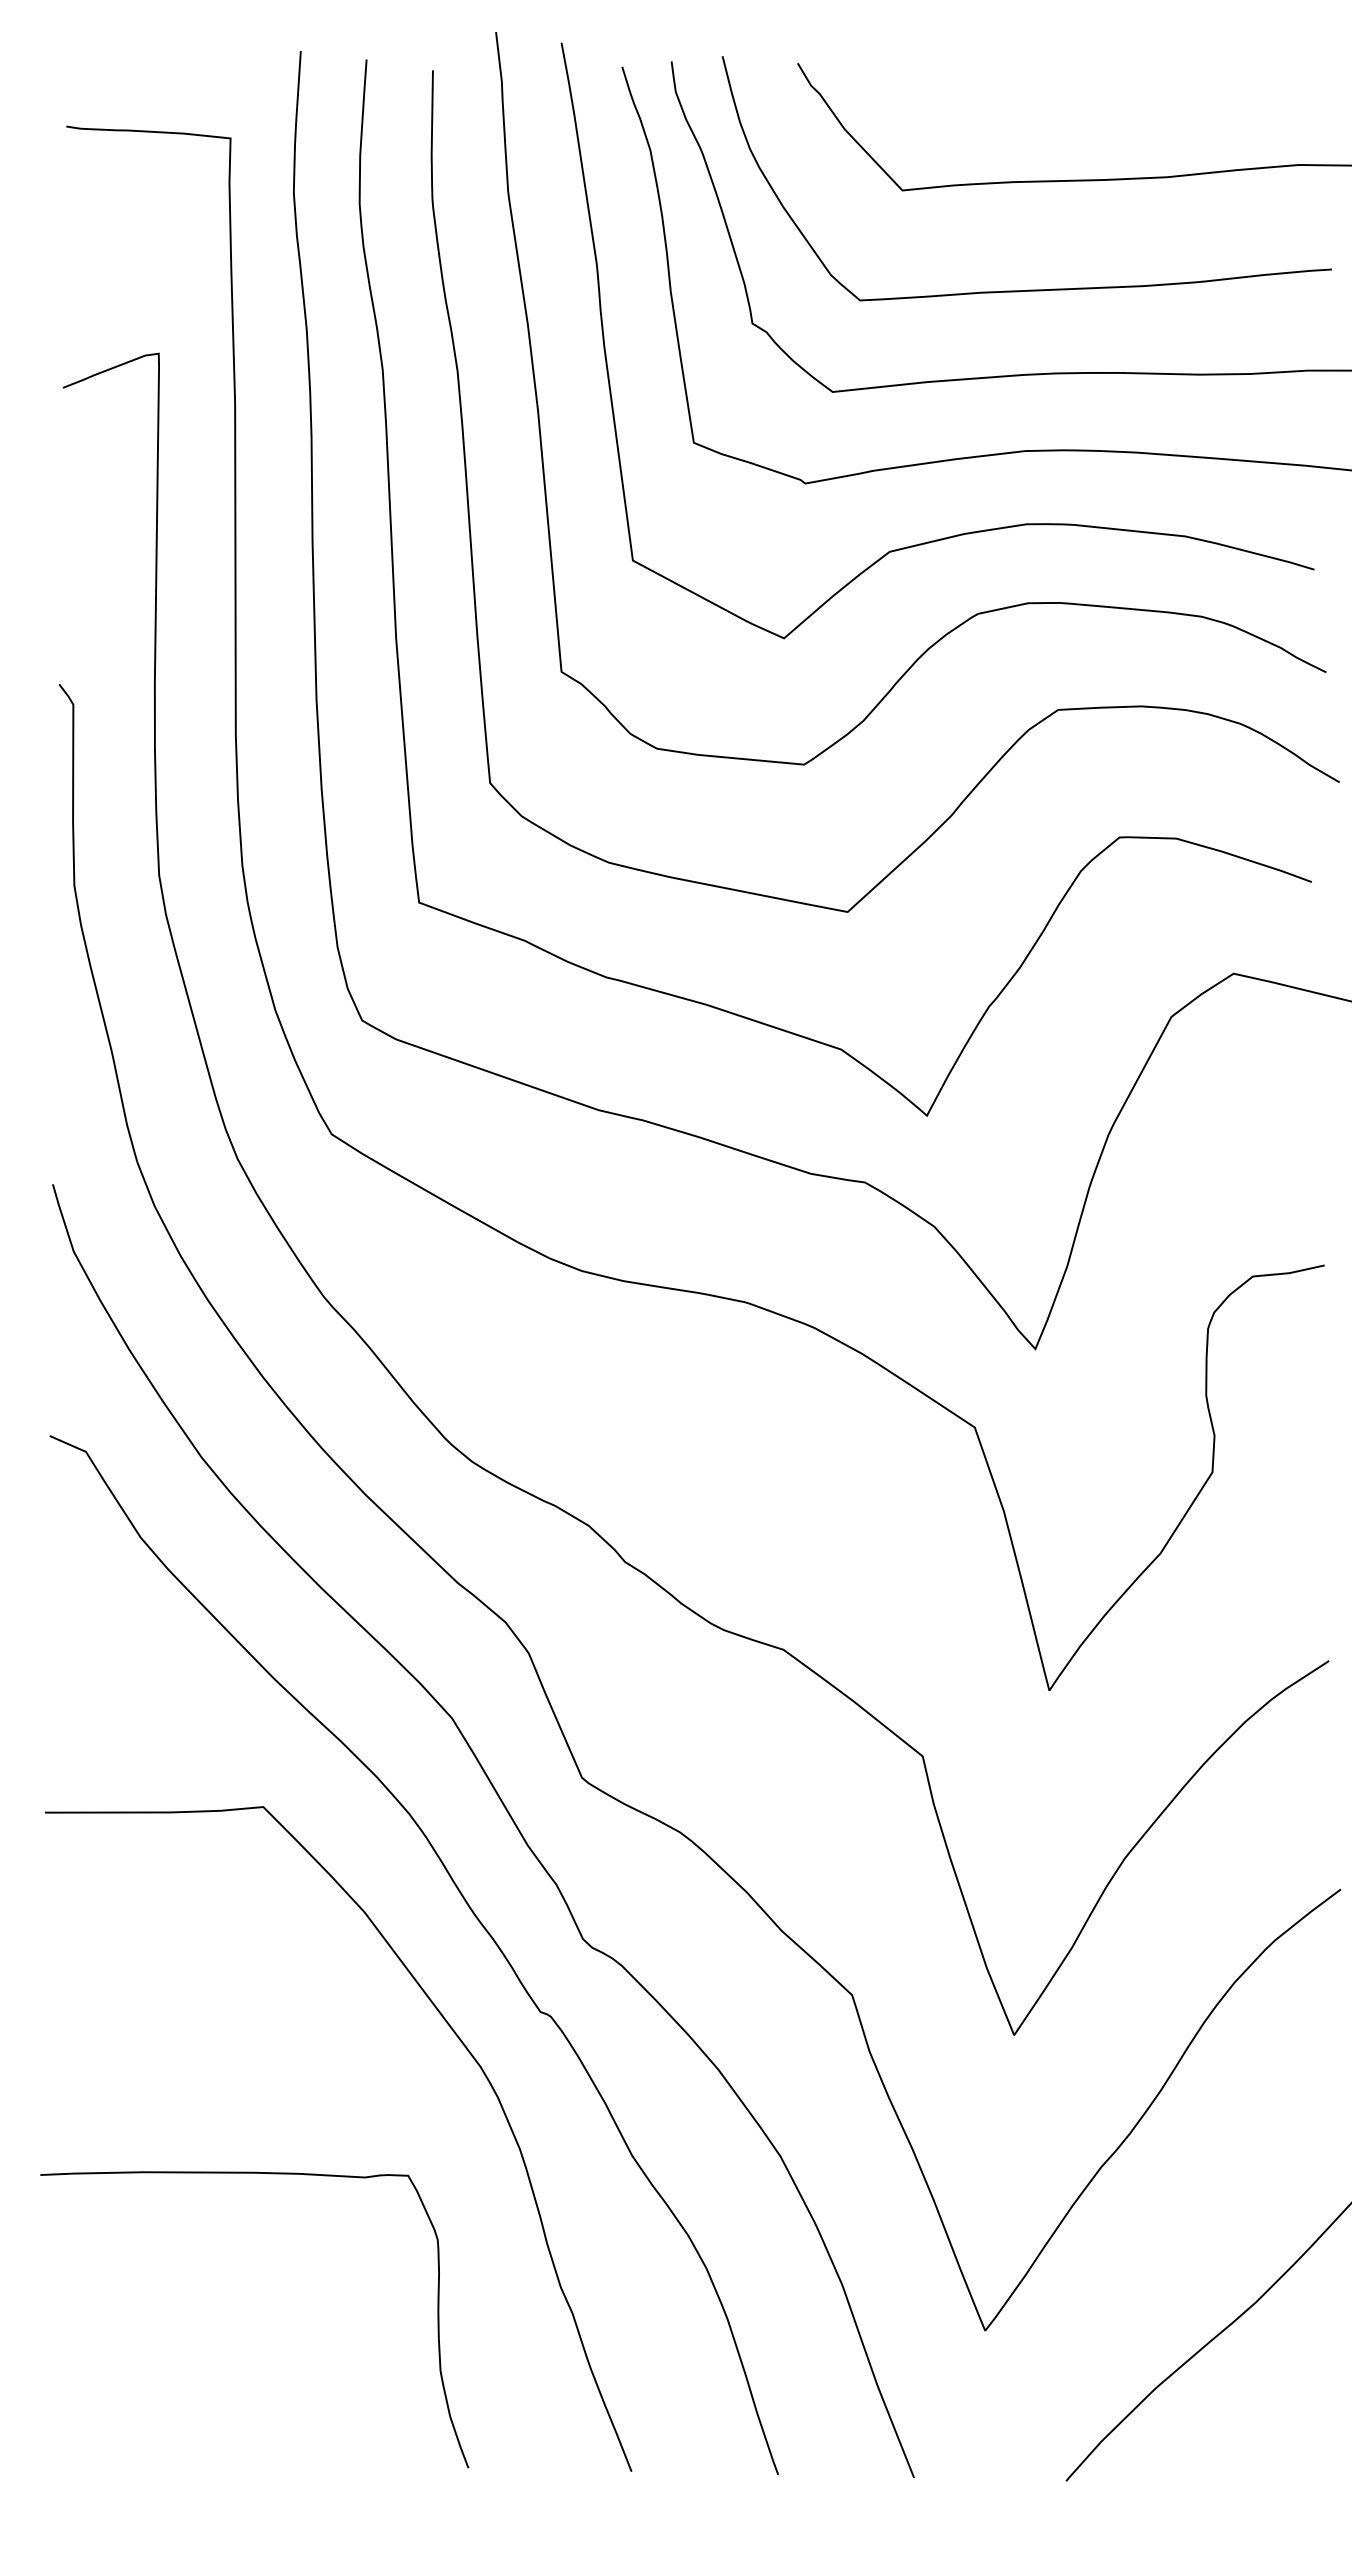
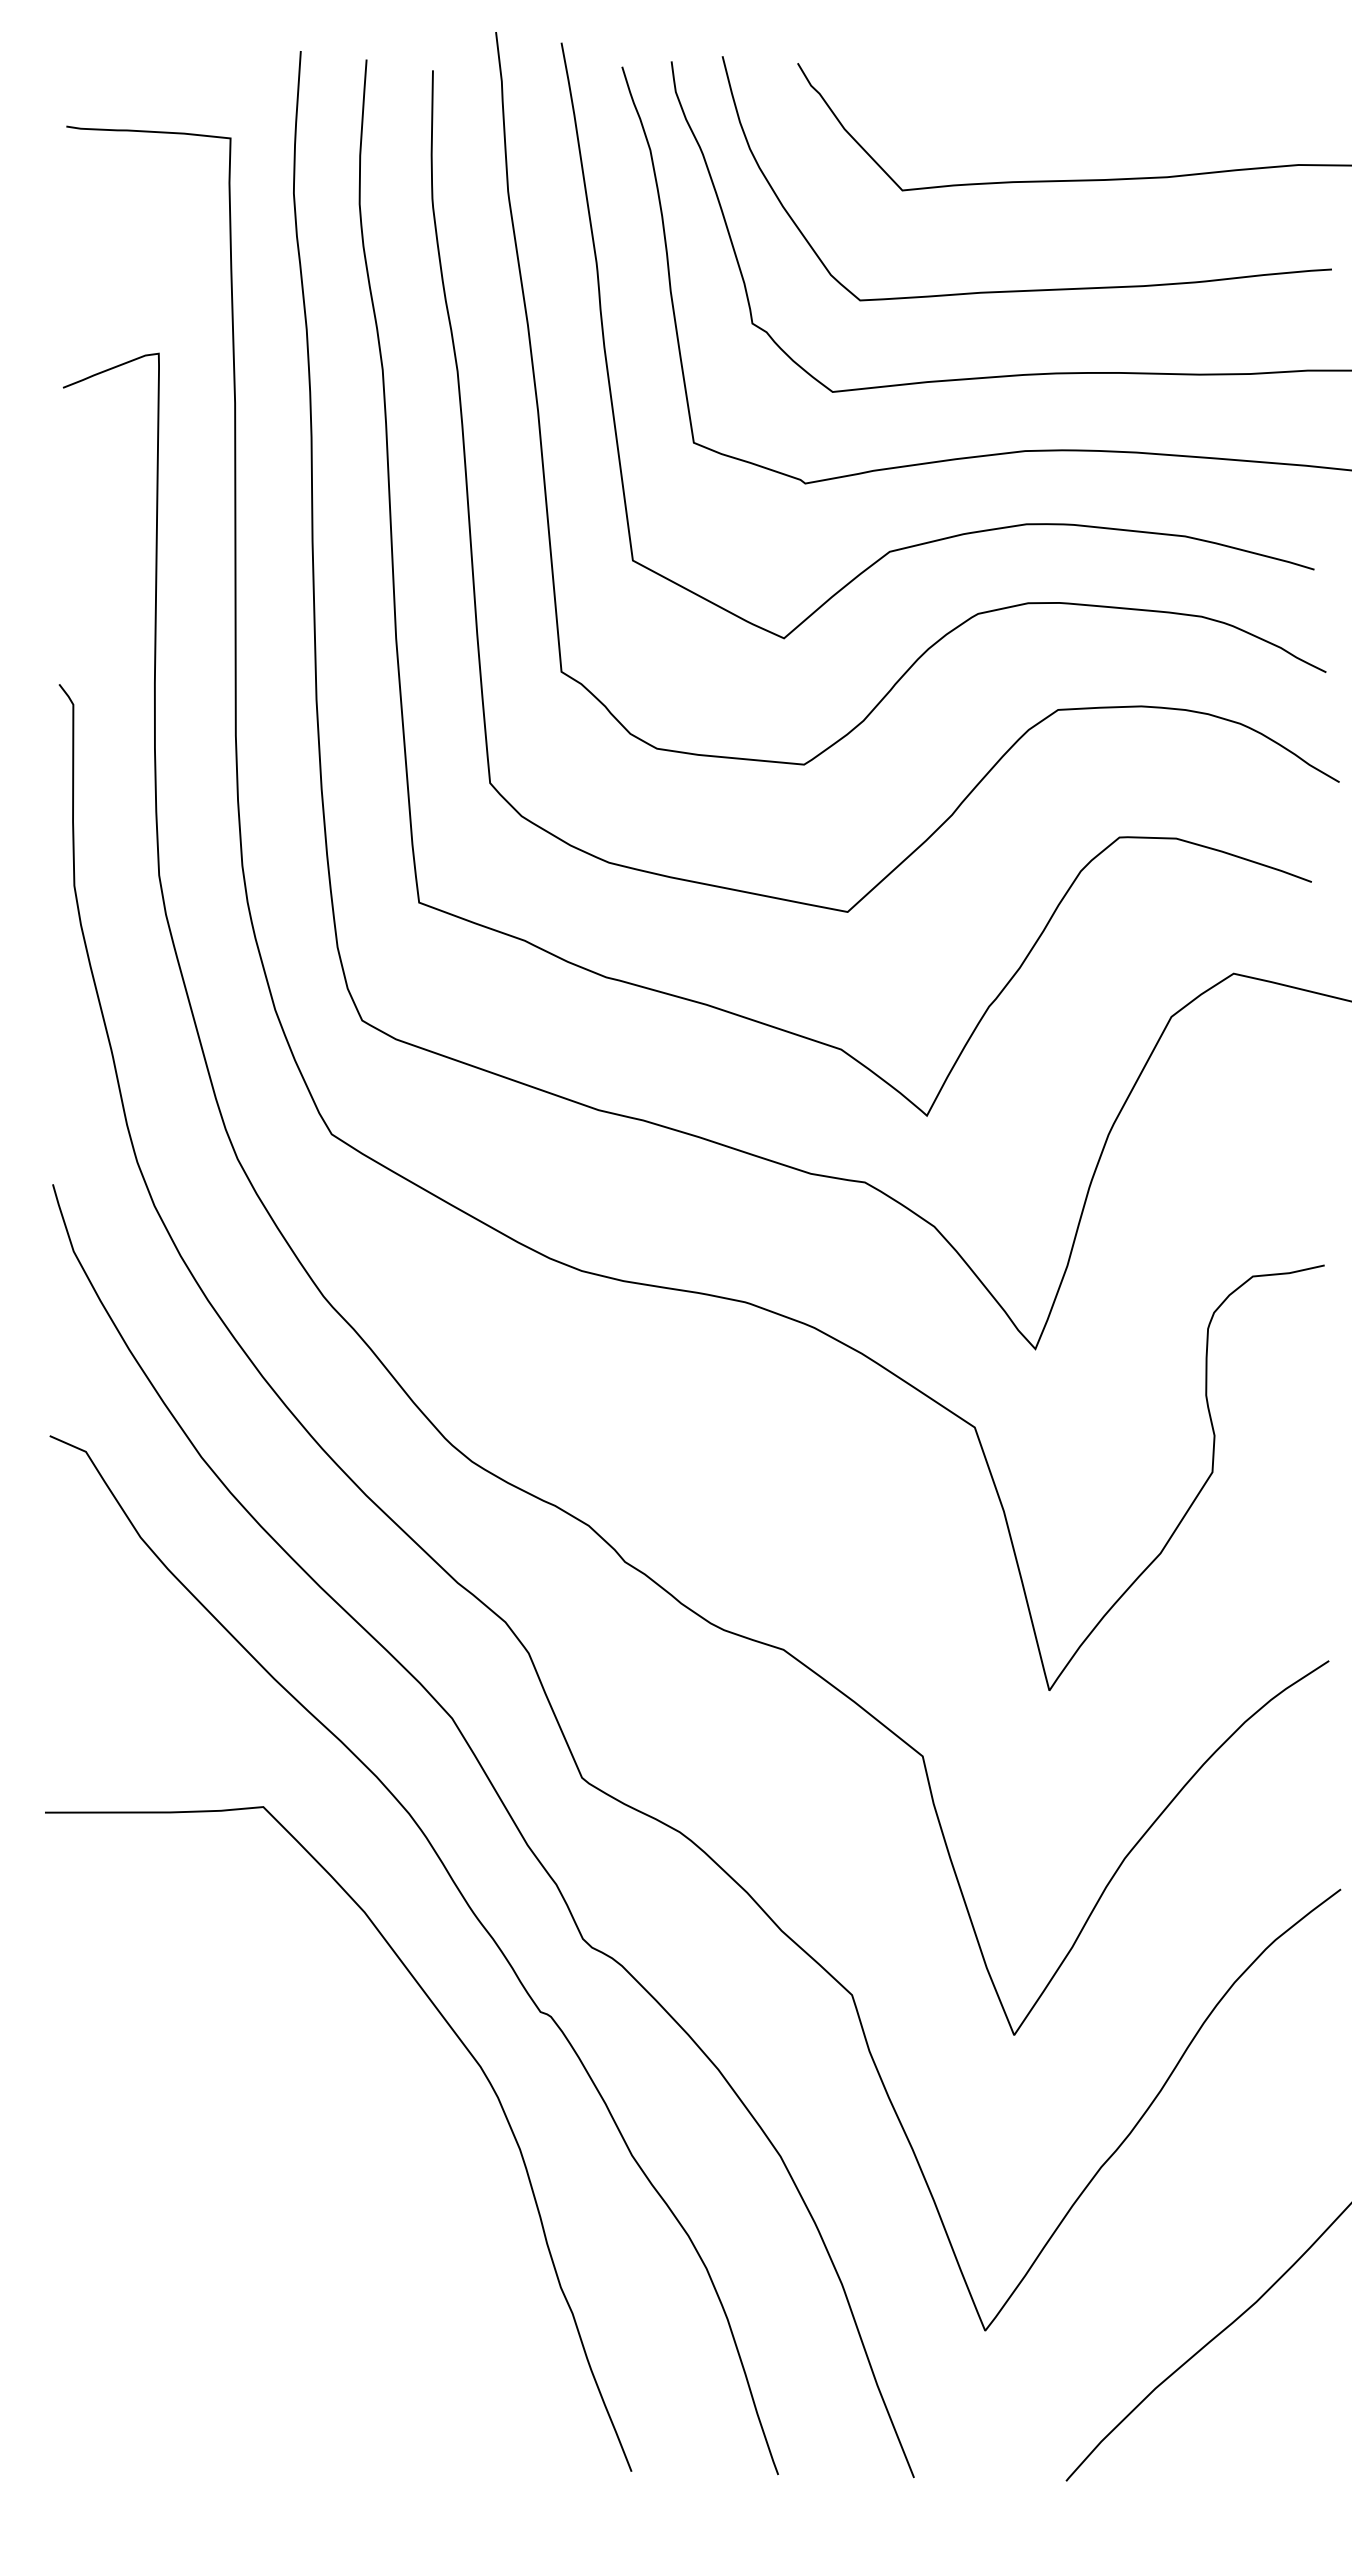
curve: present -> none (270, 2174)
